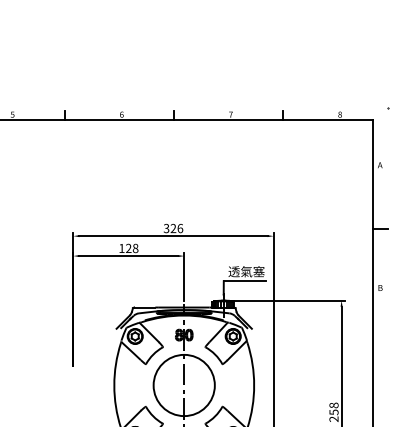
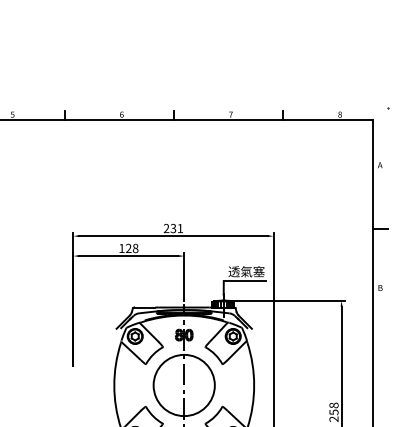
text: 326 -> 231 (173, 228)
